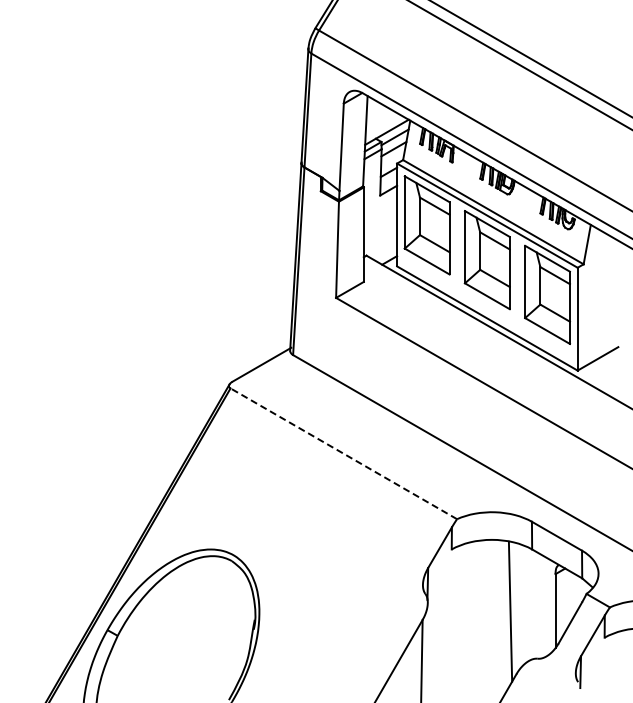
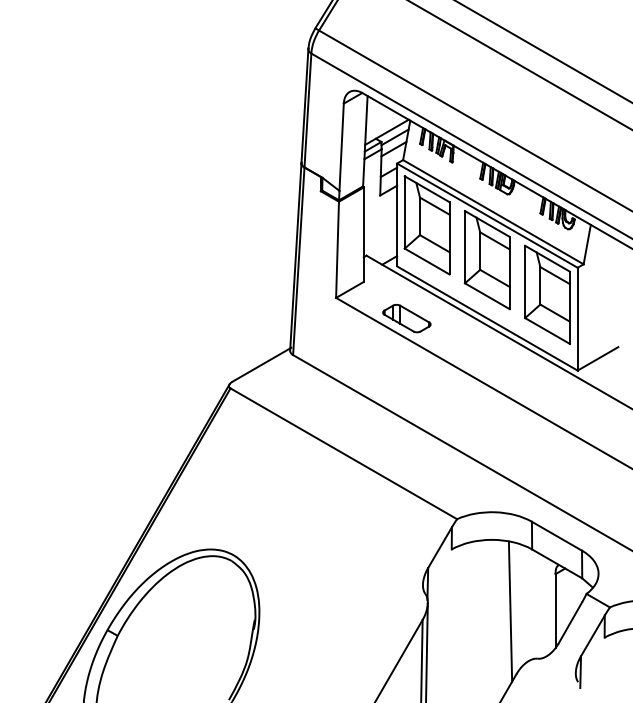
line position: (530, 58) -> (543, 51) (543, 51)
part: none -> present (406, 318)
line: dashed -> solid (343, 453)
line: none -> present (426, 651)
